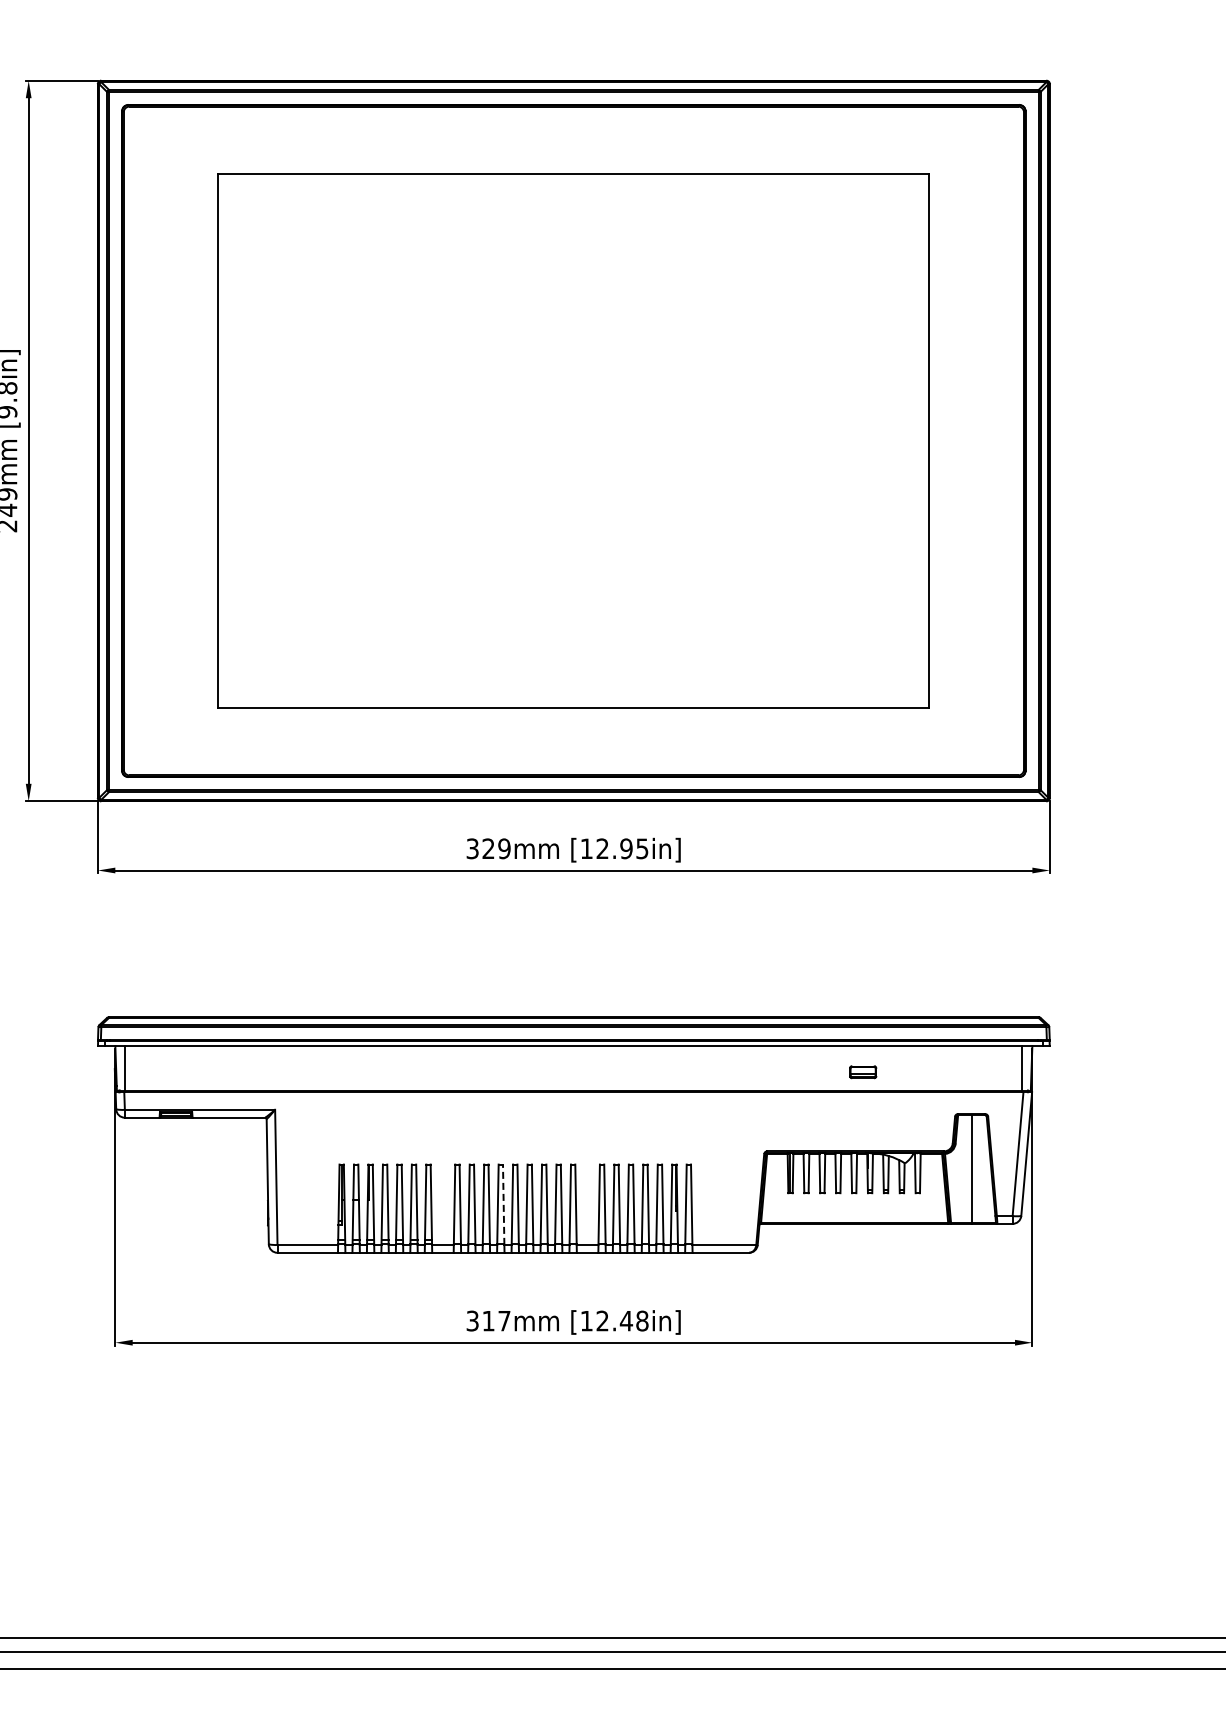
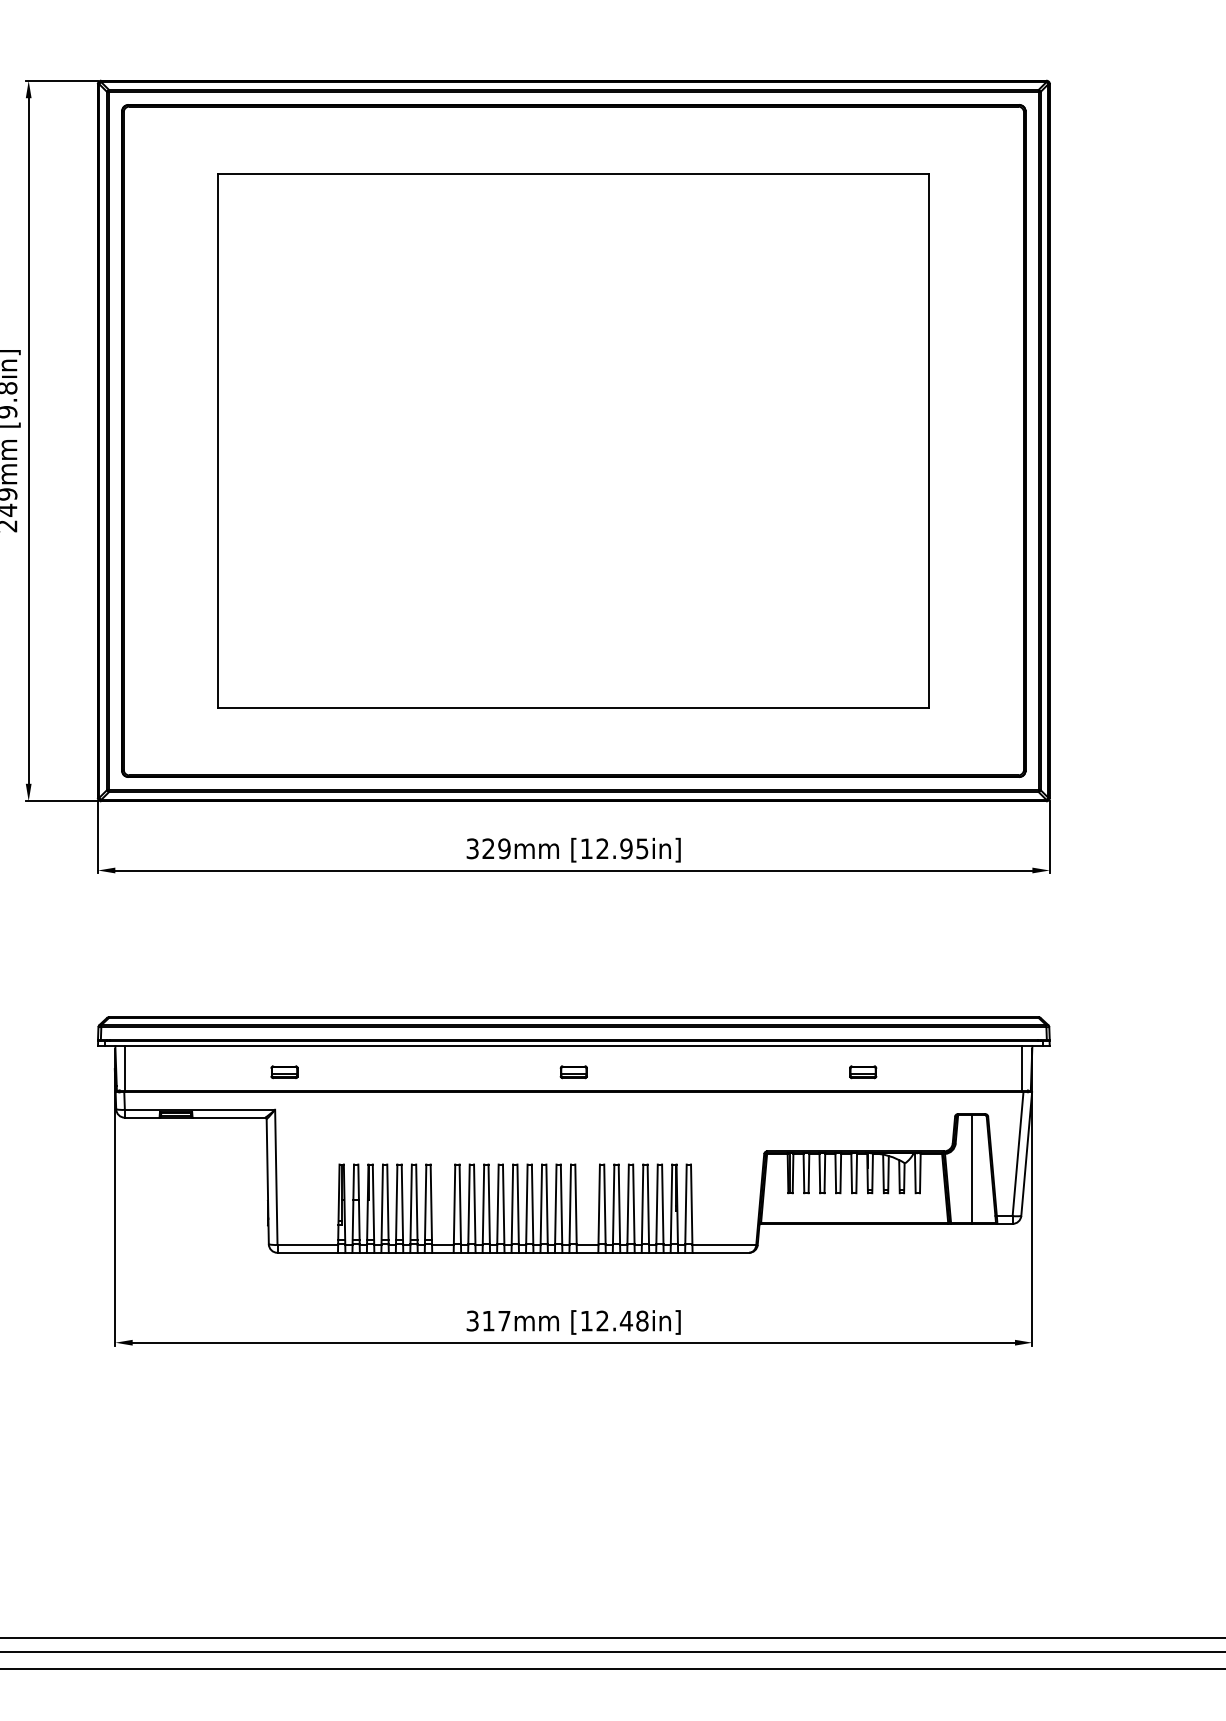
part: none -> present (284, 1072)
part: none -> present (573, 1072)
line: dashed -> solid (503, 1204)
